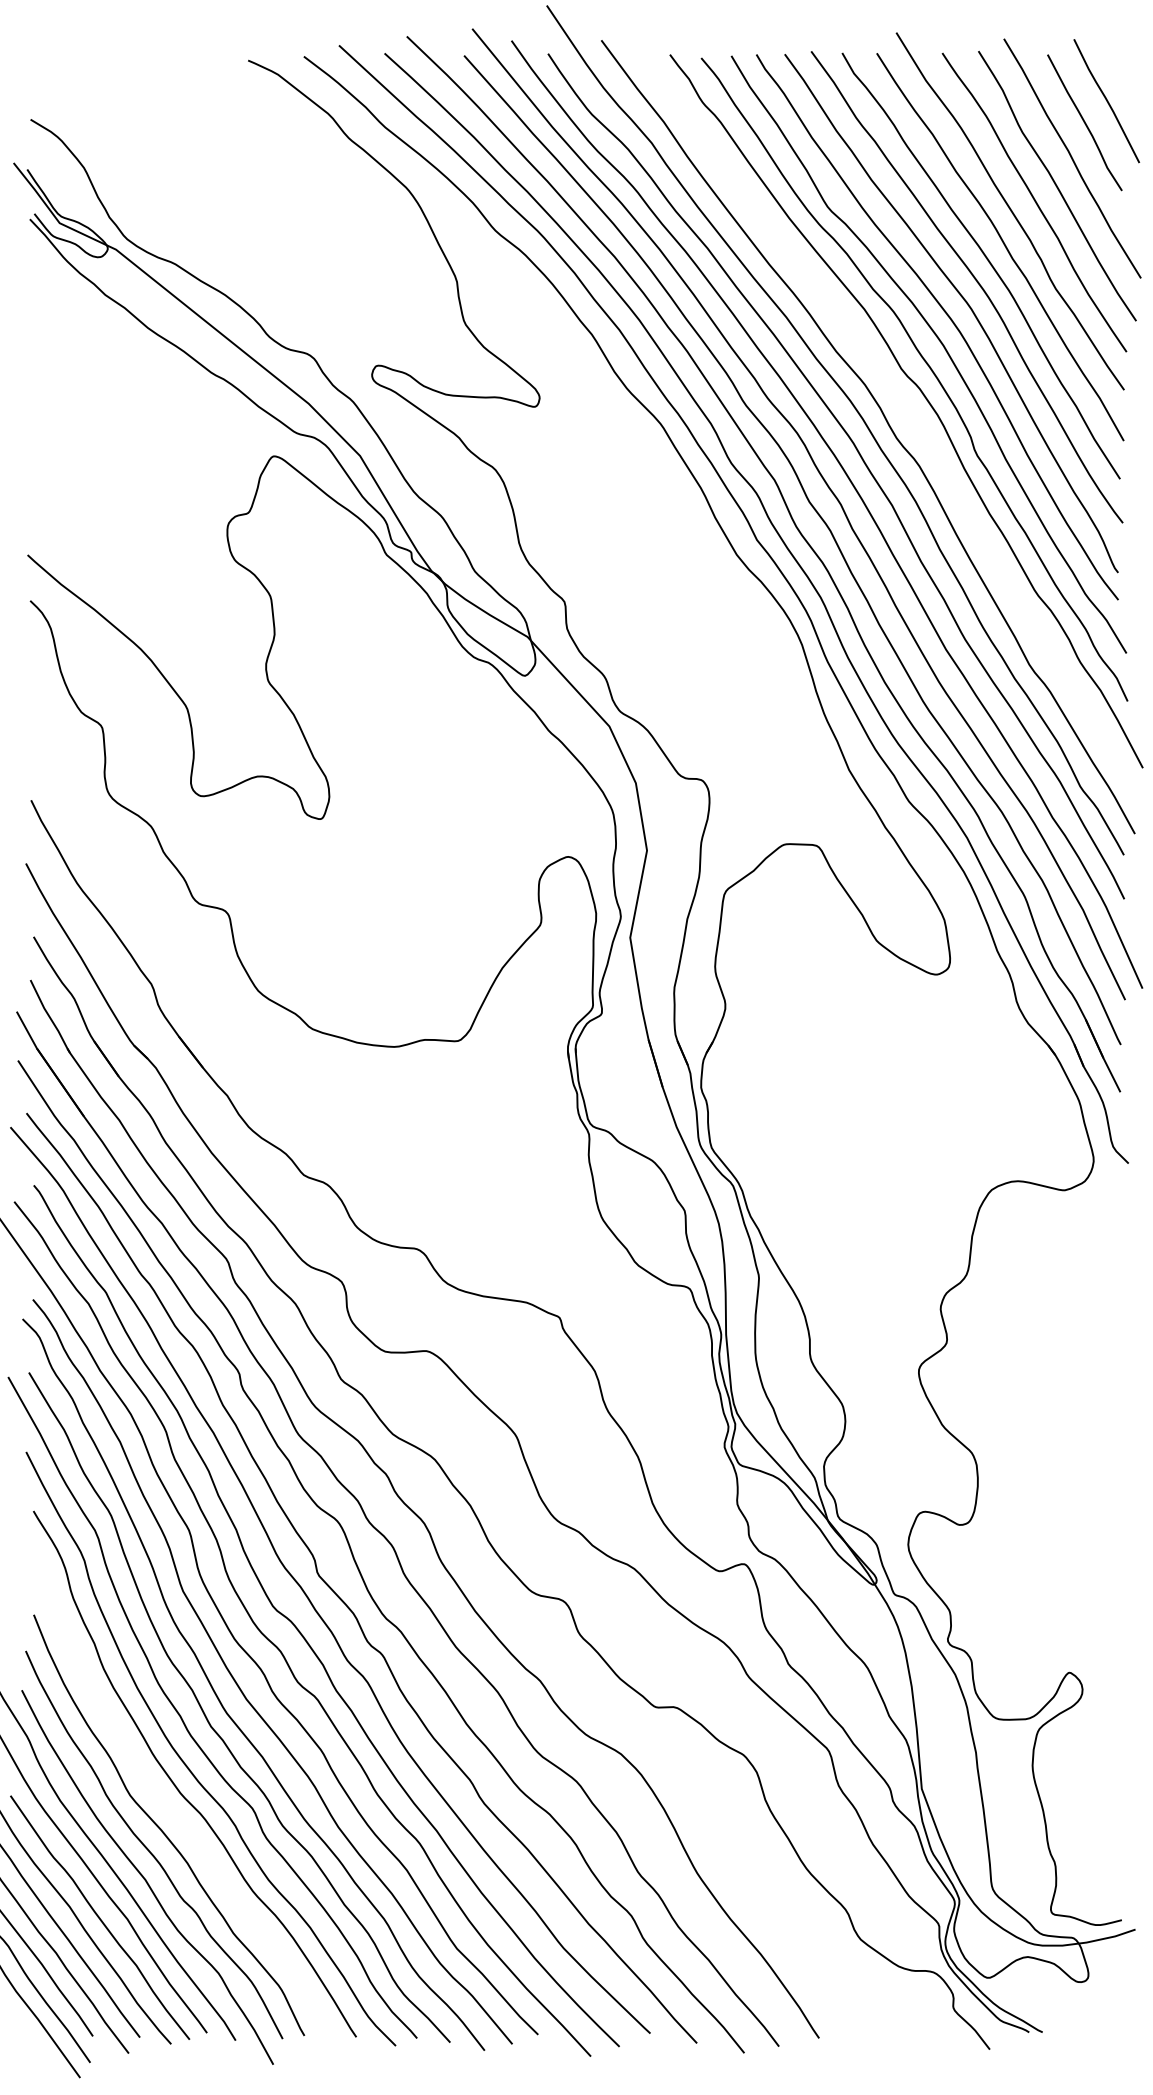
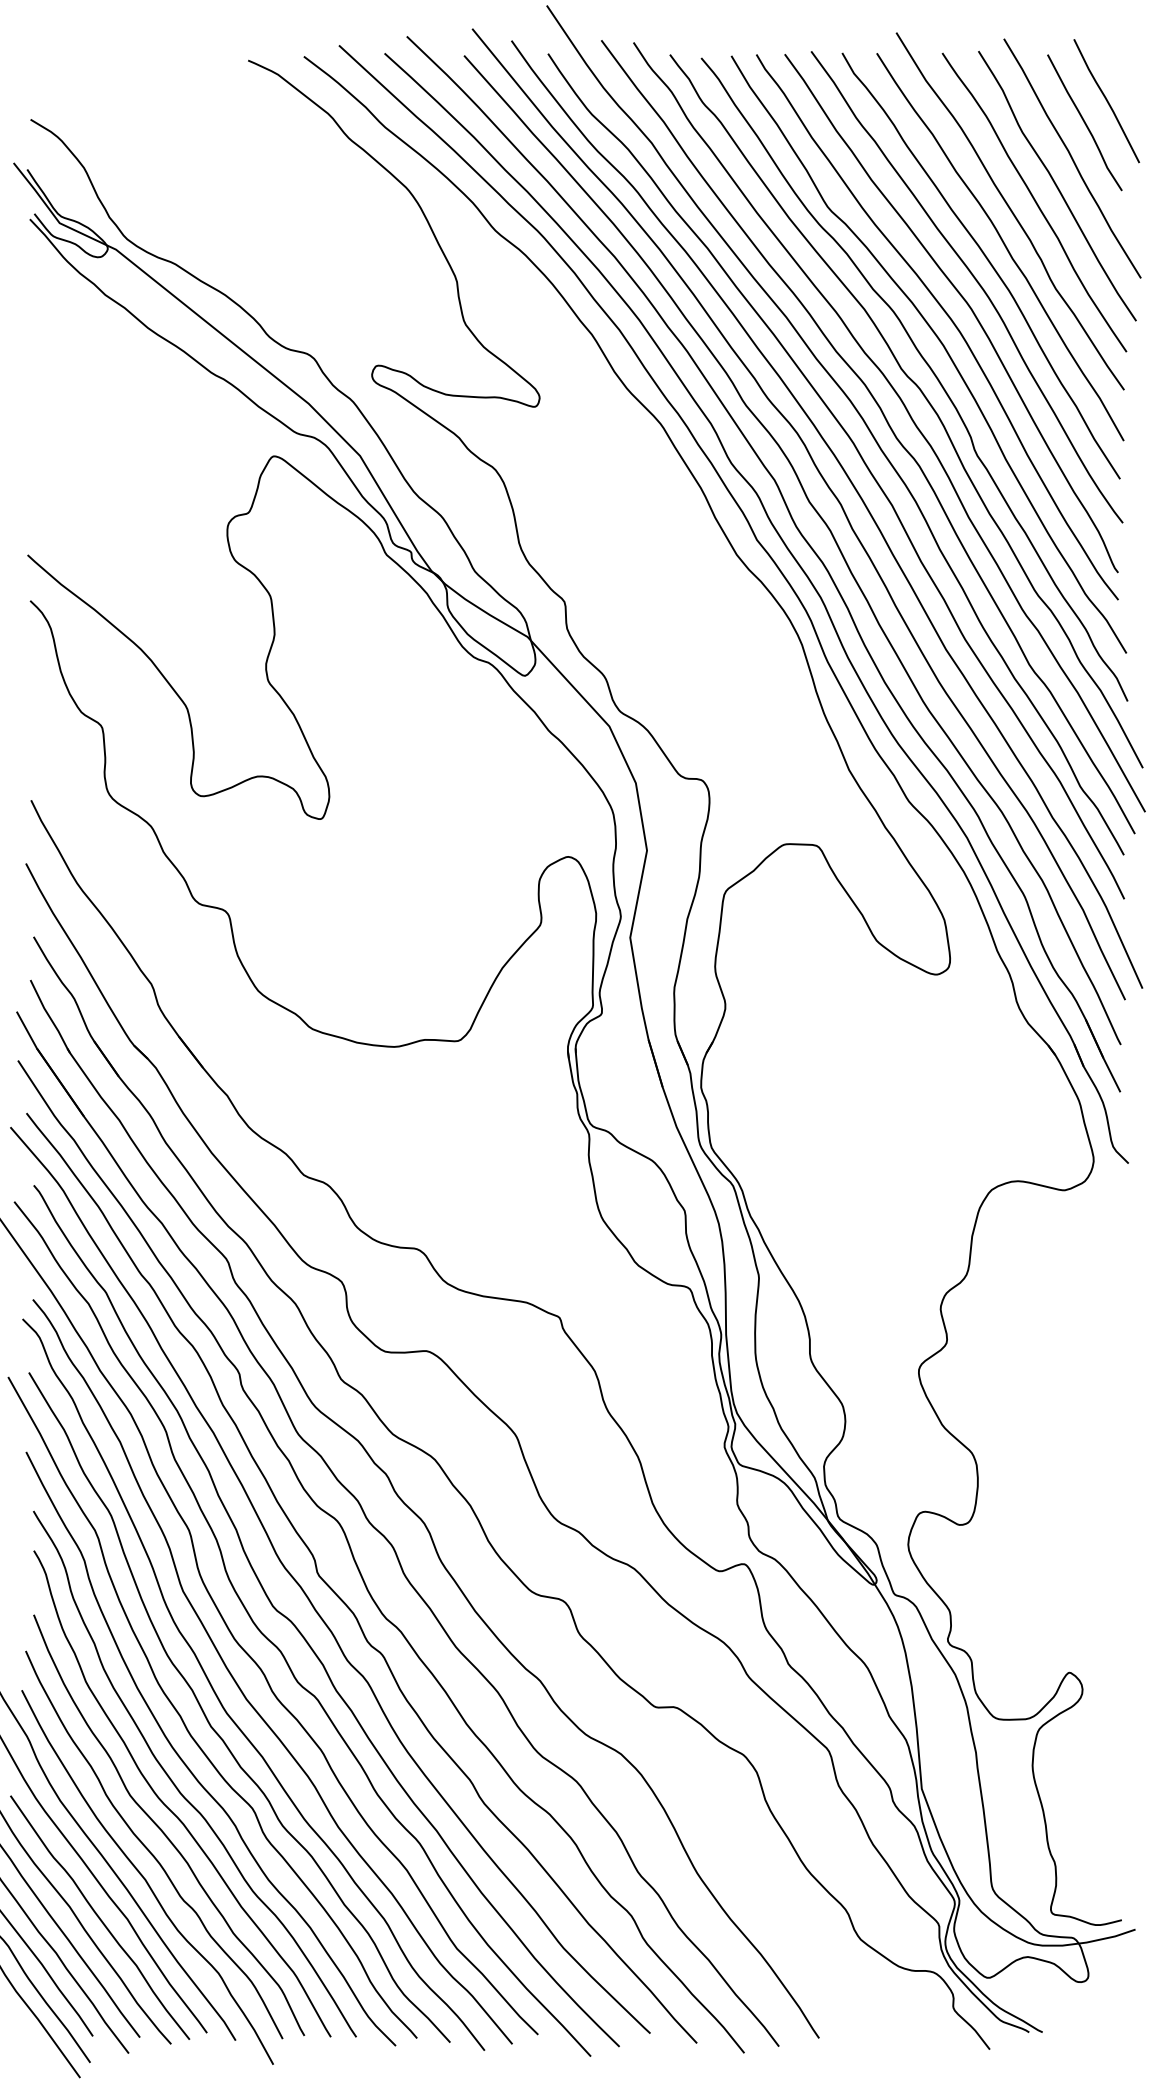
curve: none -> present (908, 415)
curve: none -> present (168, 1807)
